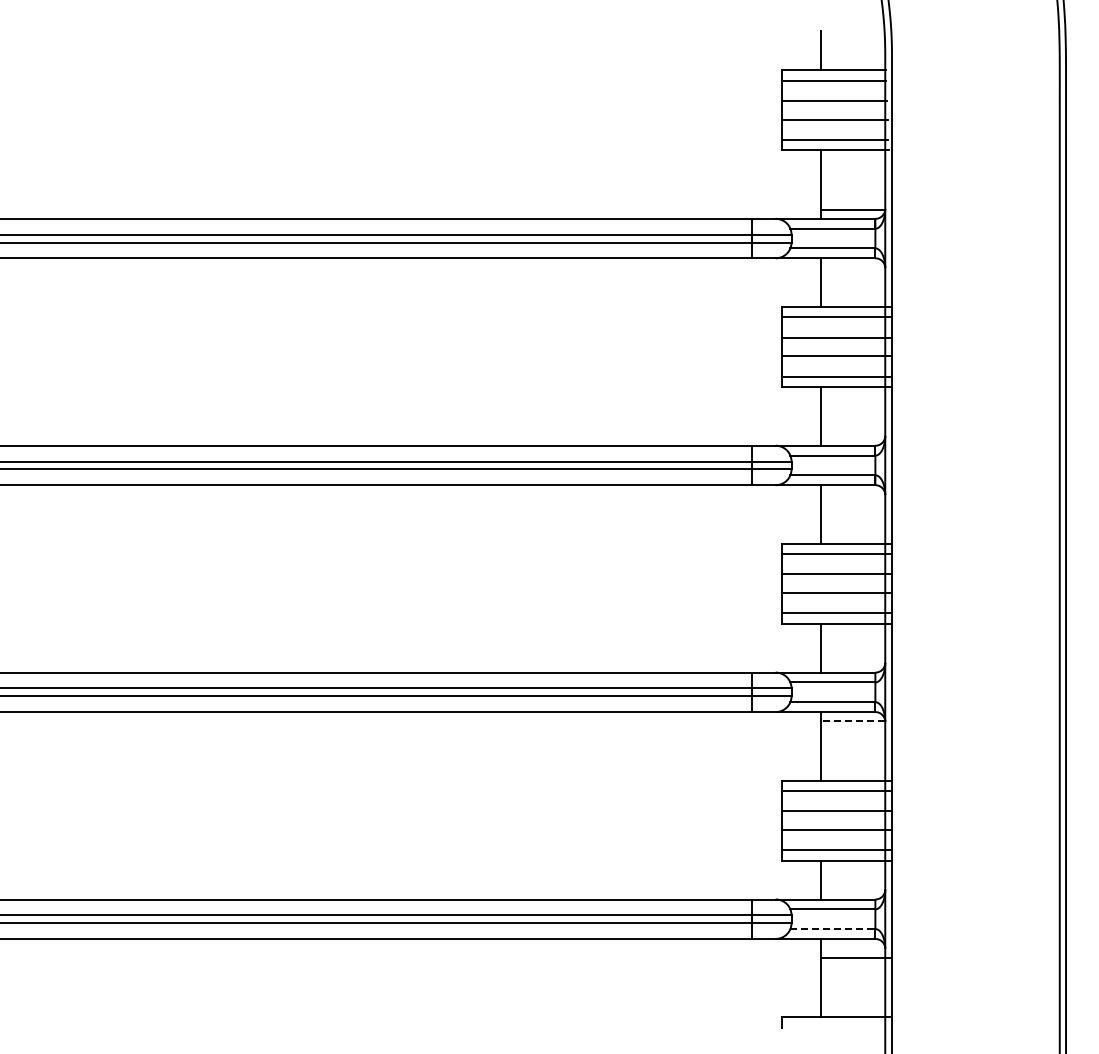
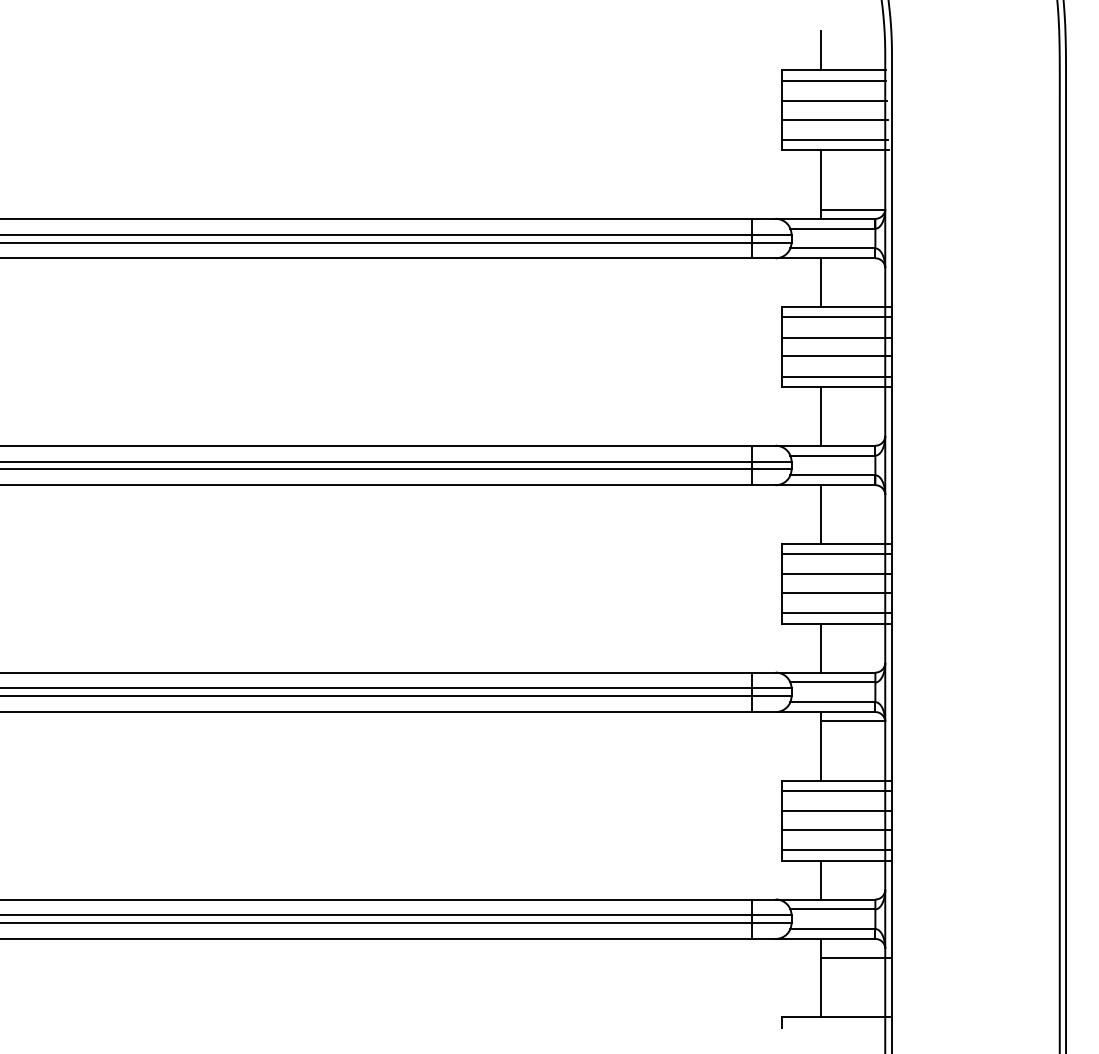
line: dashed -> solid (853, 720)
line: dashed -> solid (833, 929)
